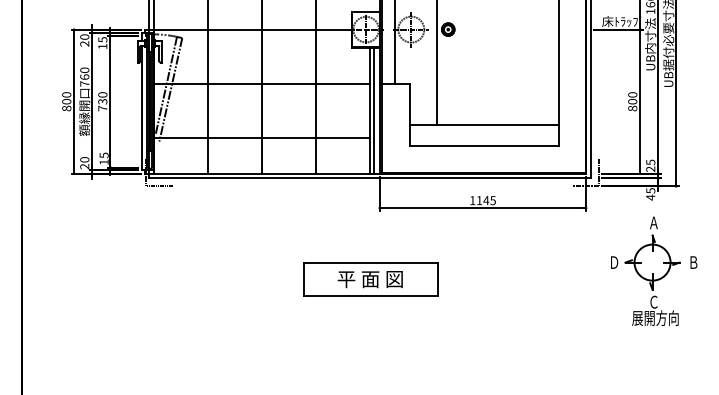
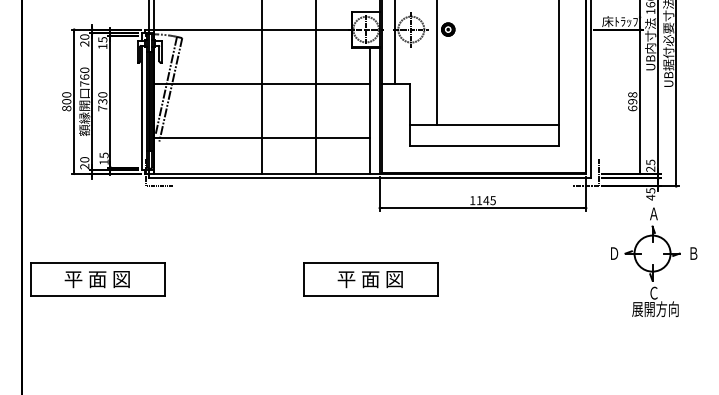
line: present -> none (207, 87)
text: 800 -> 698 (632, 101)
line: present -> none (373, 110)
part position: (654, 270) -> (654, 261) (654, 261)
part: none -> present (97, 279)
